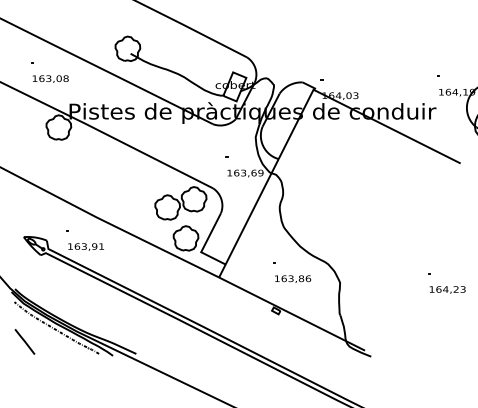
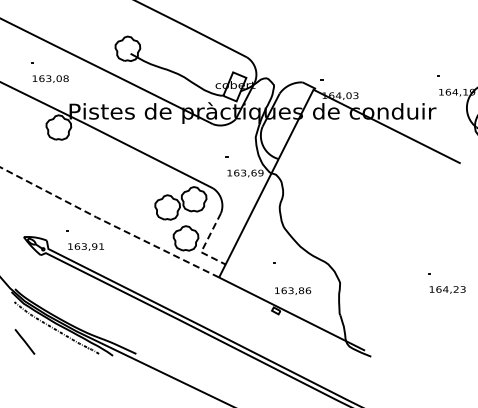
line: solid -> dashed (108, 223)
line: solid -> dashed (204, 246)
text position: (293, 278) -> (293, 290) (293, 290)
